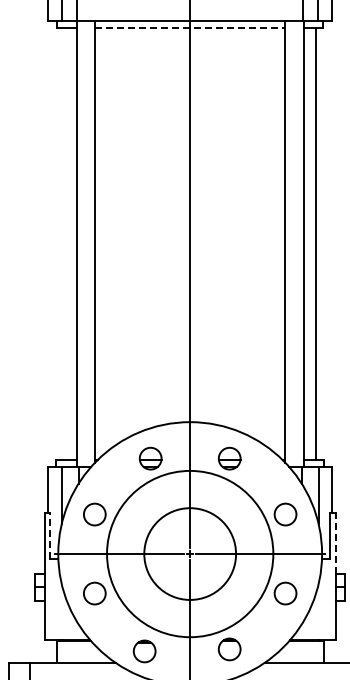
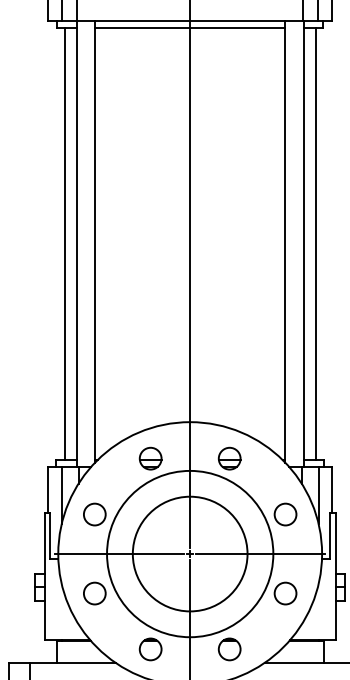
line: dashed -> solid (190, 28)
line: none -> present (64, 244)
line: dashed -> solid (50, 535)
line: dashed -> solid (335, 542)
circle diameter: 92 px -> 115 px (189, 553)
part position: (144, 651) -> (150, 649) (150, 649)
